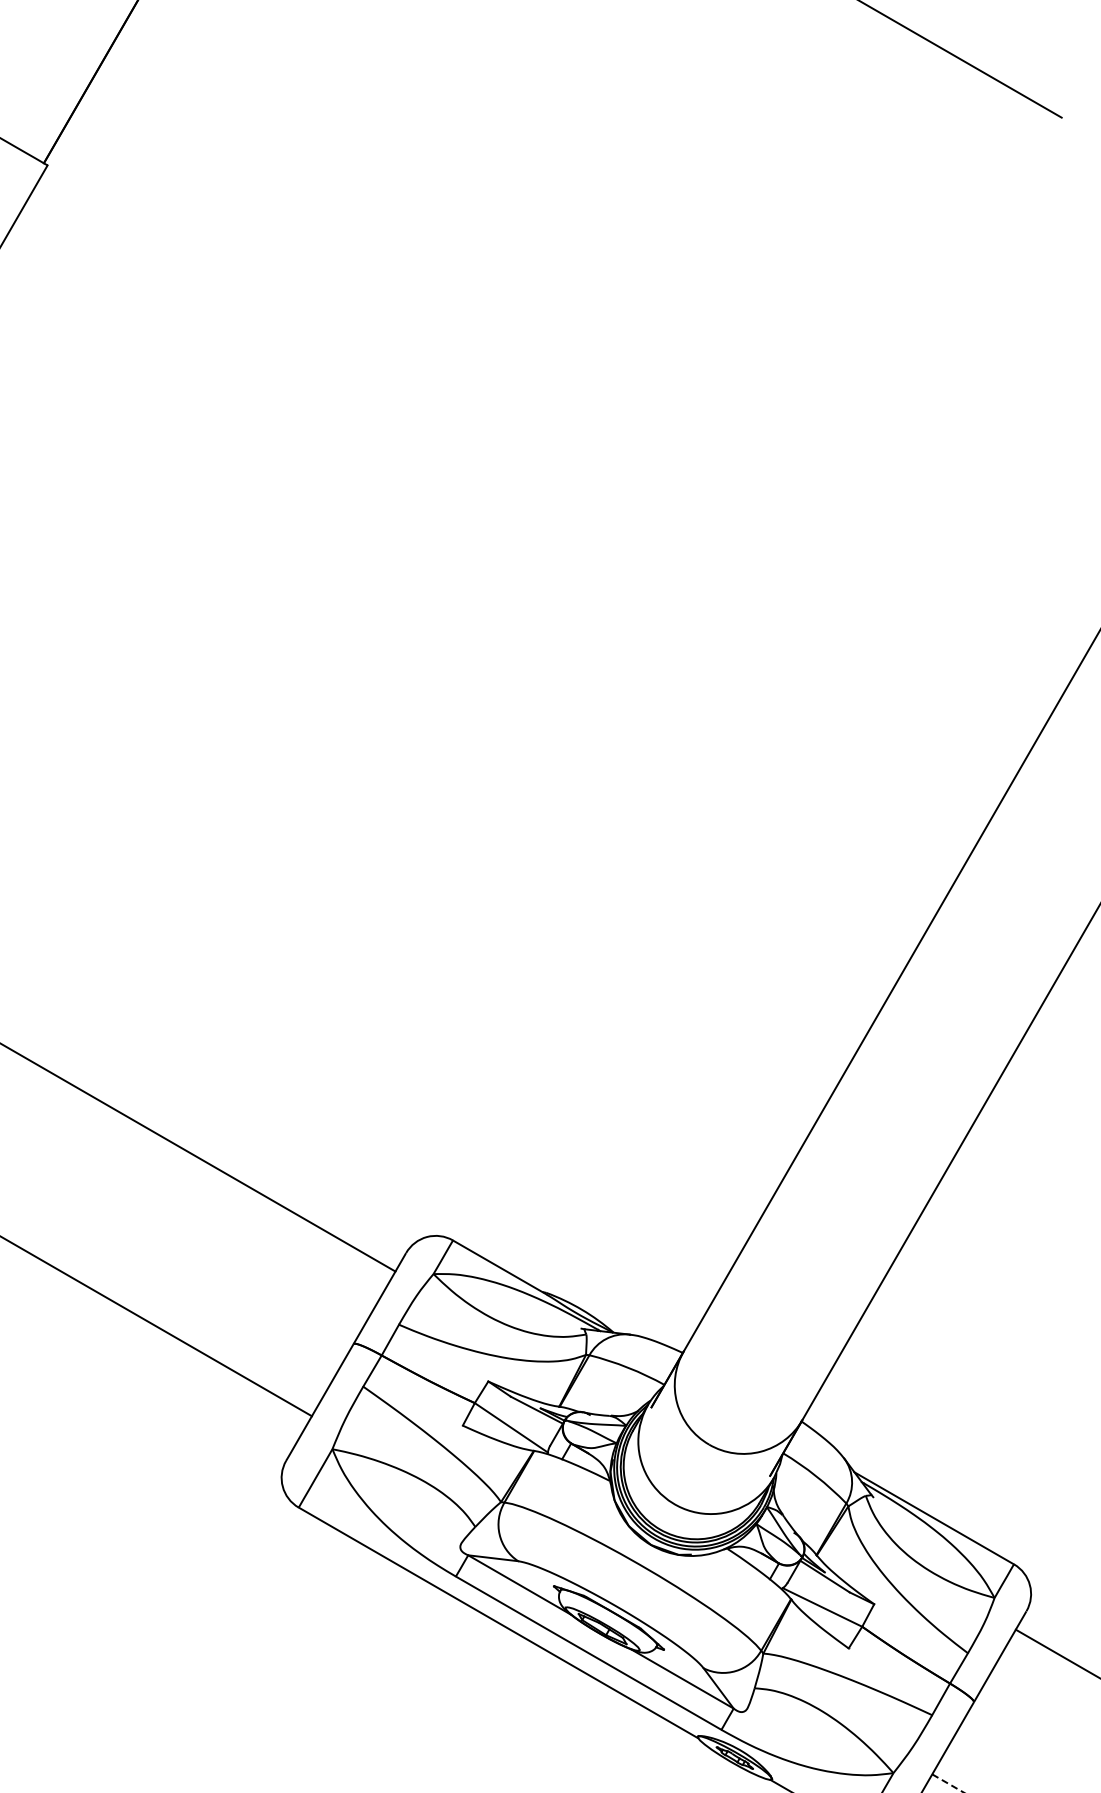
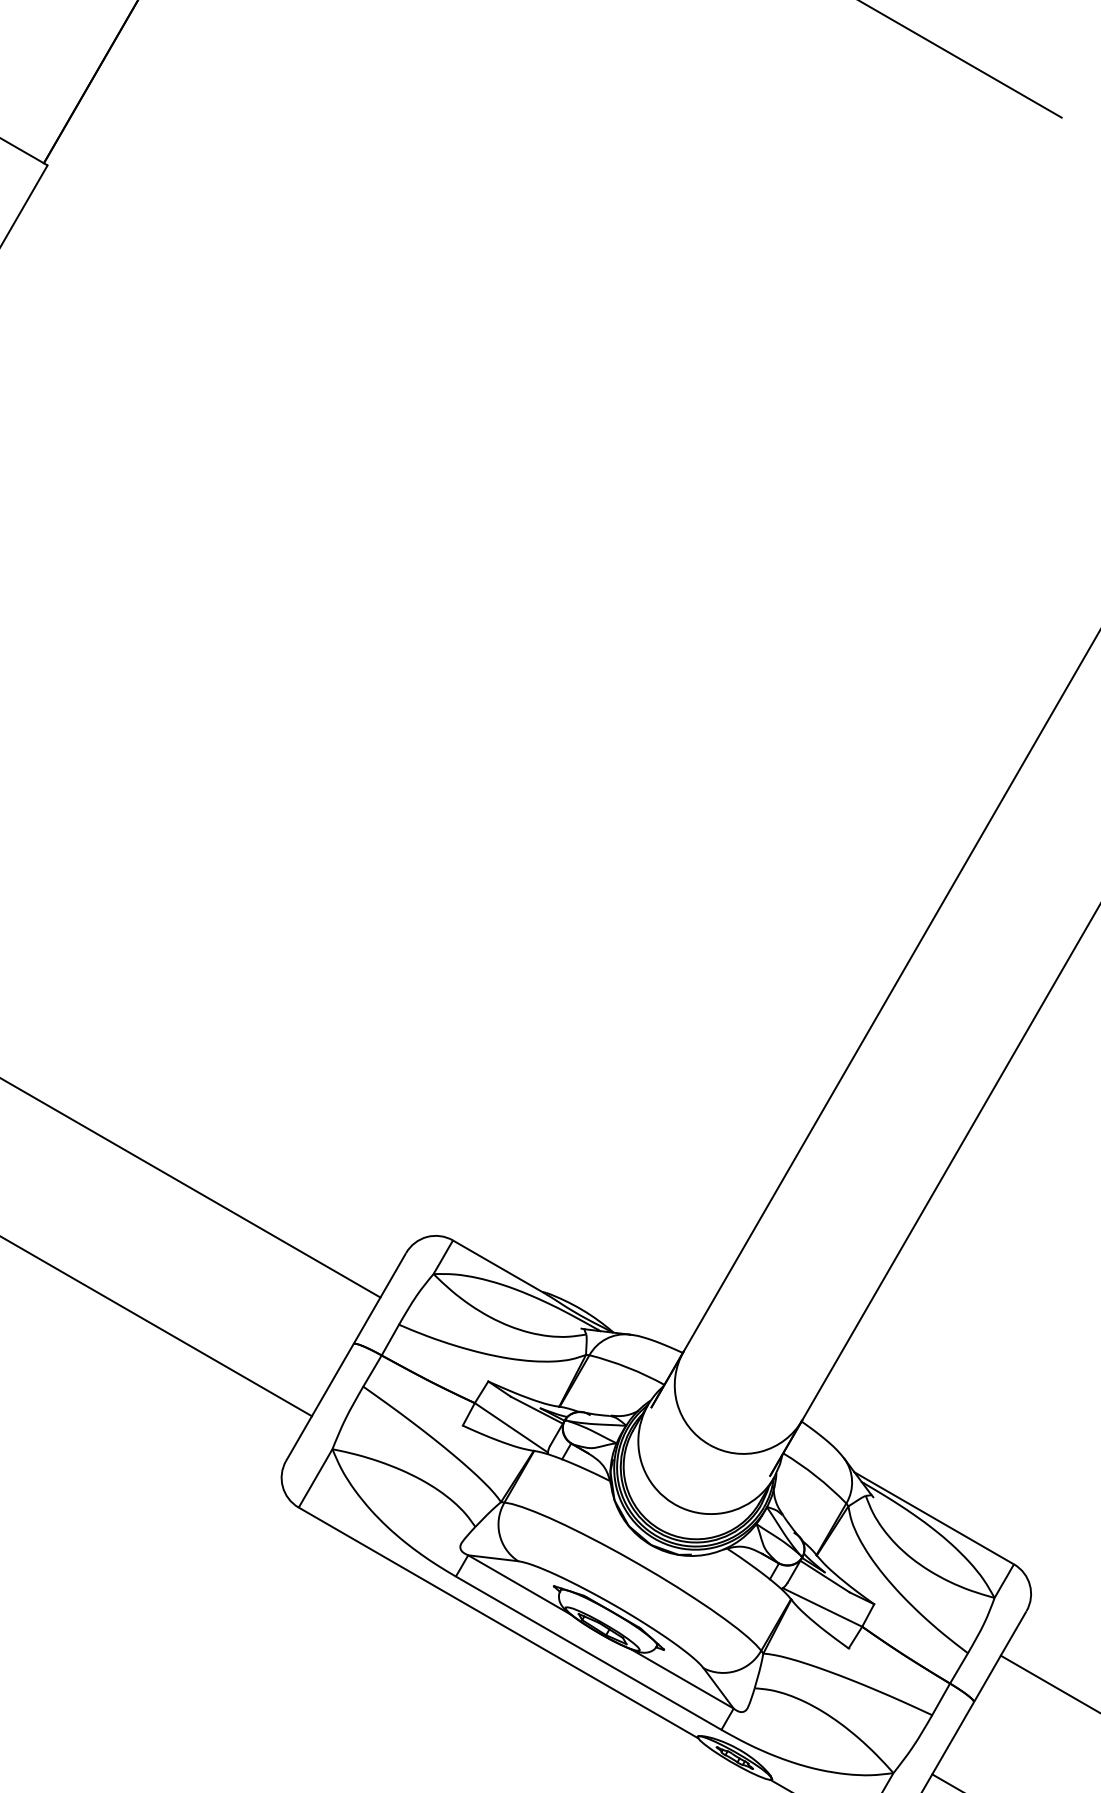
line position: (198, 1157) -> (191, 1188) (191, 1188)
line position: (1056, 1652) -> (1048, 1683) (1048, 1683)
line: dashed -> solid (948, 1783)
